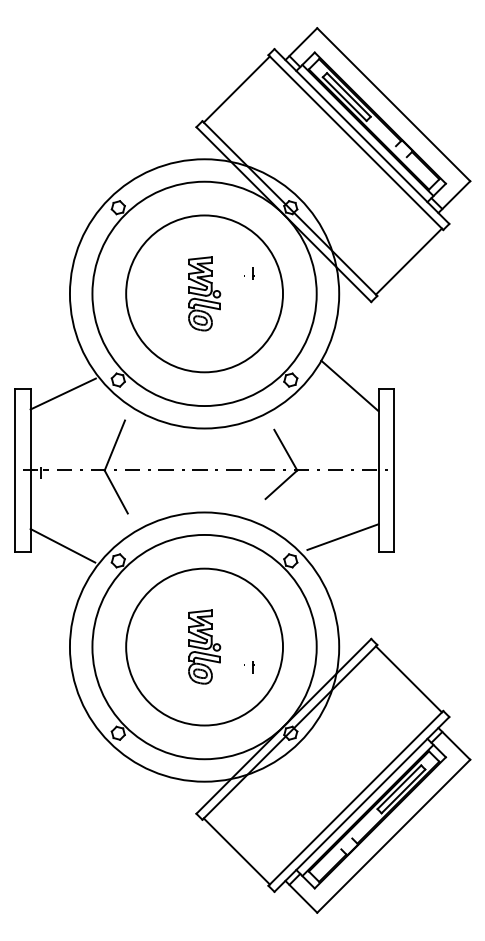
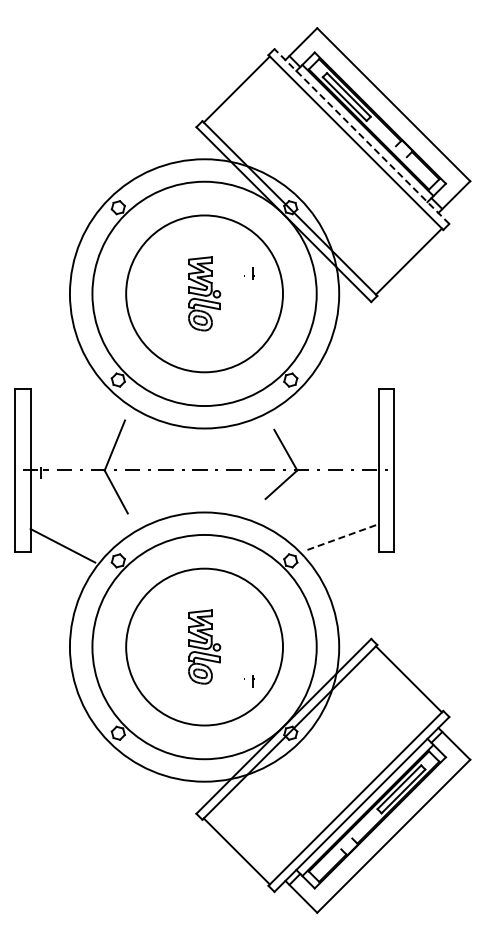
line: solid -> dashed (361, 136)
line: present -> none (349, 385)
line: present -> none (62, 393)
line: solid -> dashed (342, 537)
part position: (249, 667) -> (249, 681) (249, 681)
